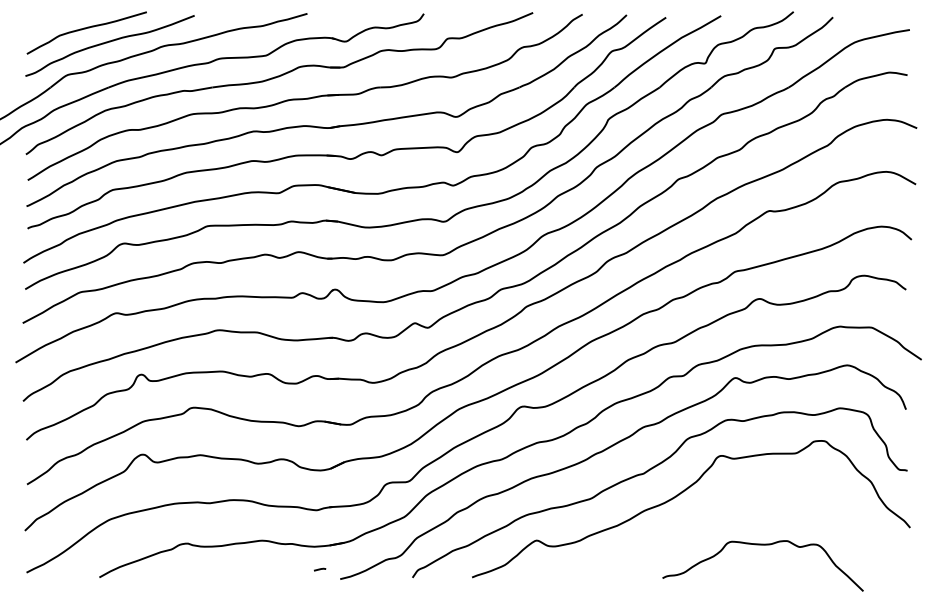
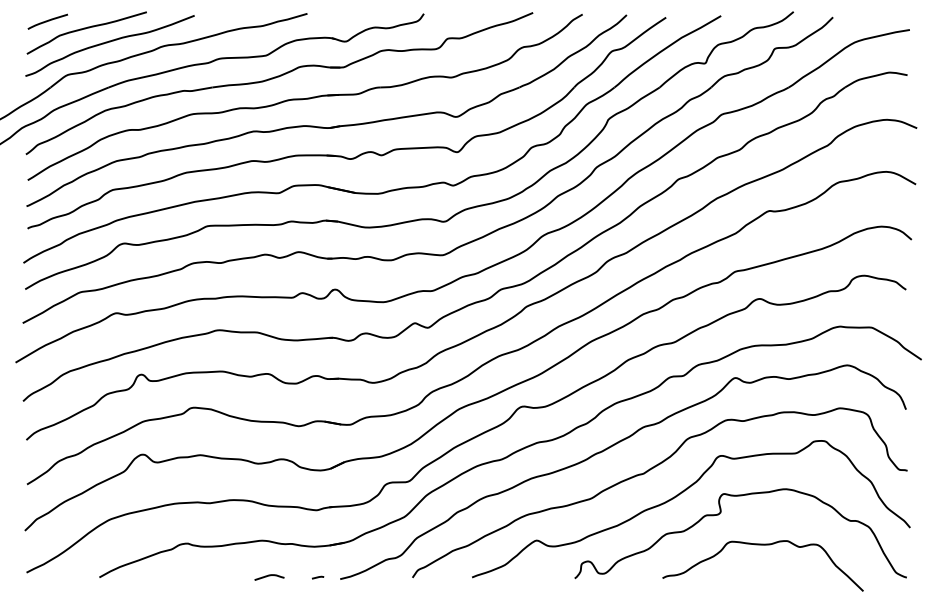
line: none -> present (47, 21)
curve: none -> present (720, 513)
line position: (320, 569) -> (318, 577) (318, 577)
curve: none -> present (269, 576)
